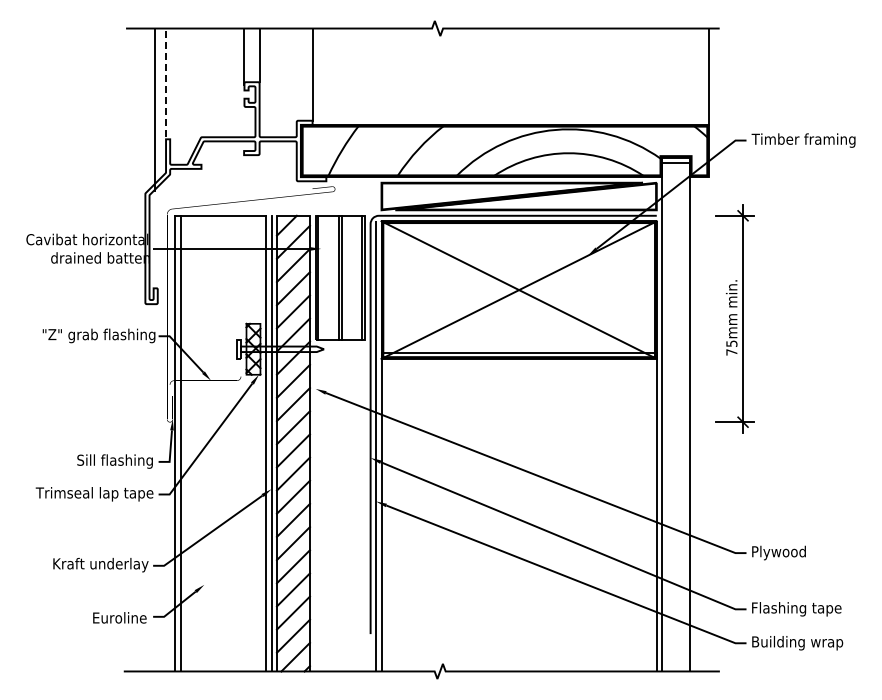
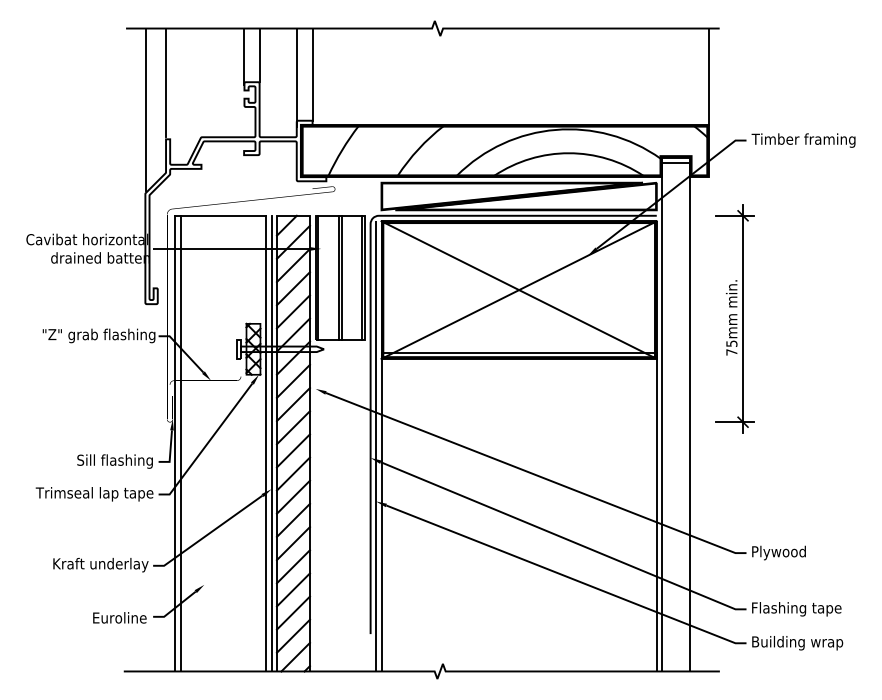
line: none -> present (296, 77)
line: dashed -> solid (166, 82)
line position: (154, 109) -> (145, 109) (145, 109)
